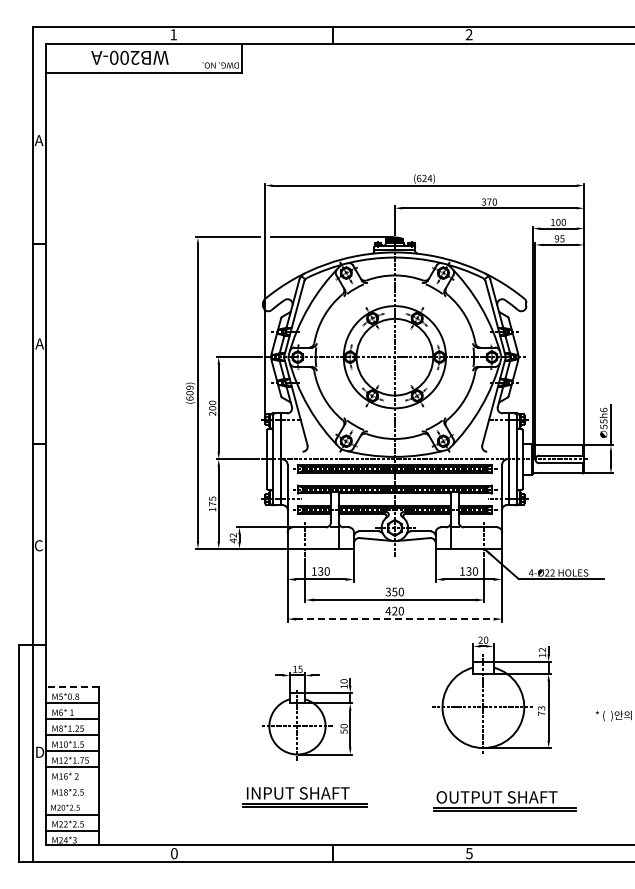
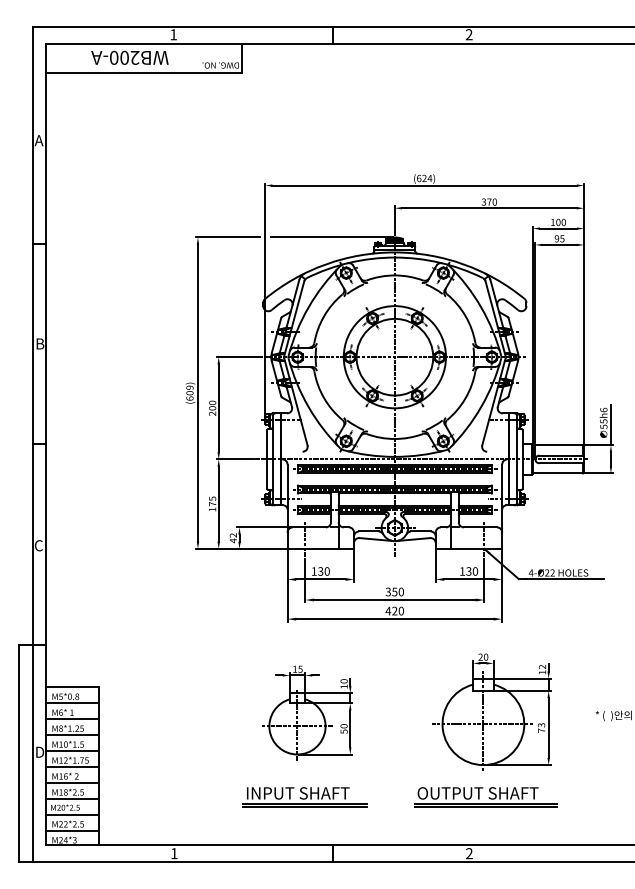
text: A -> B (39, 343)
line: dashed -> solid (394, 619)
line: dashed -> solid (72, 687)
part position: (491, 694) -> (491, 711) (491, 711)
line: none -> present (72, 783)
line: none -> present (72, 799)
part position: (504, 801) -> (485, 797) (485, 797)
text: 0 -> 1 (174, 853)
text: 5 -> 2 (469, 853)
